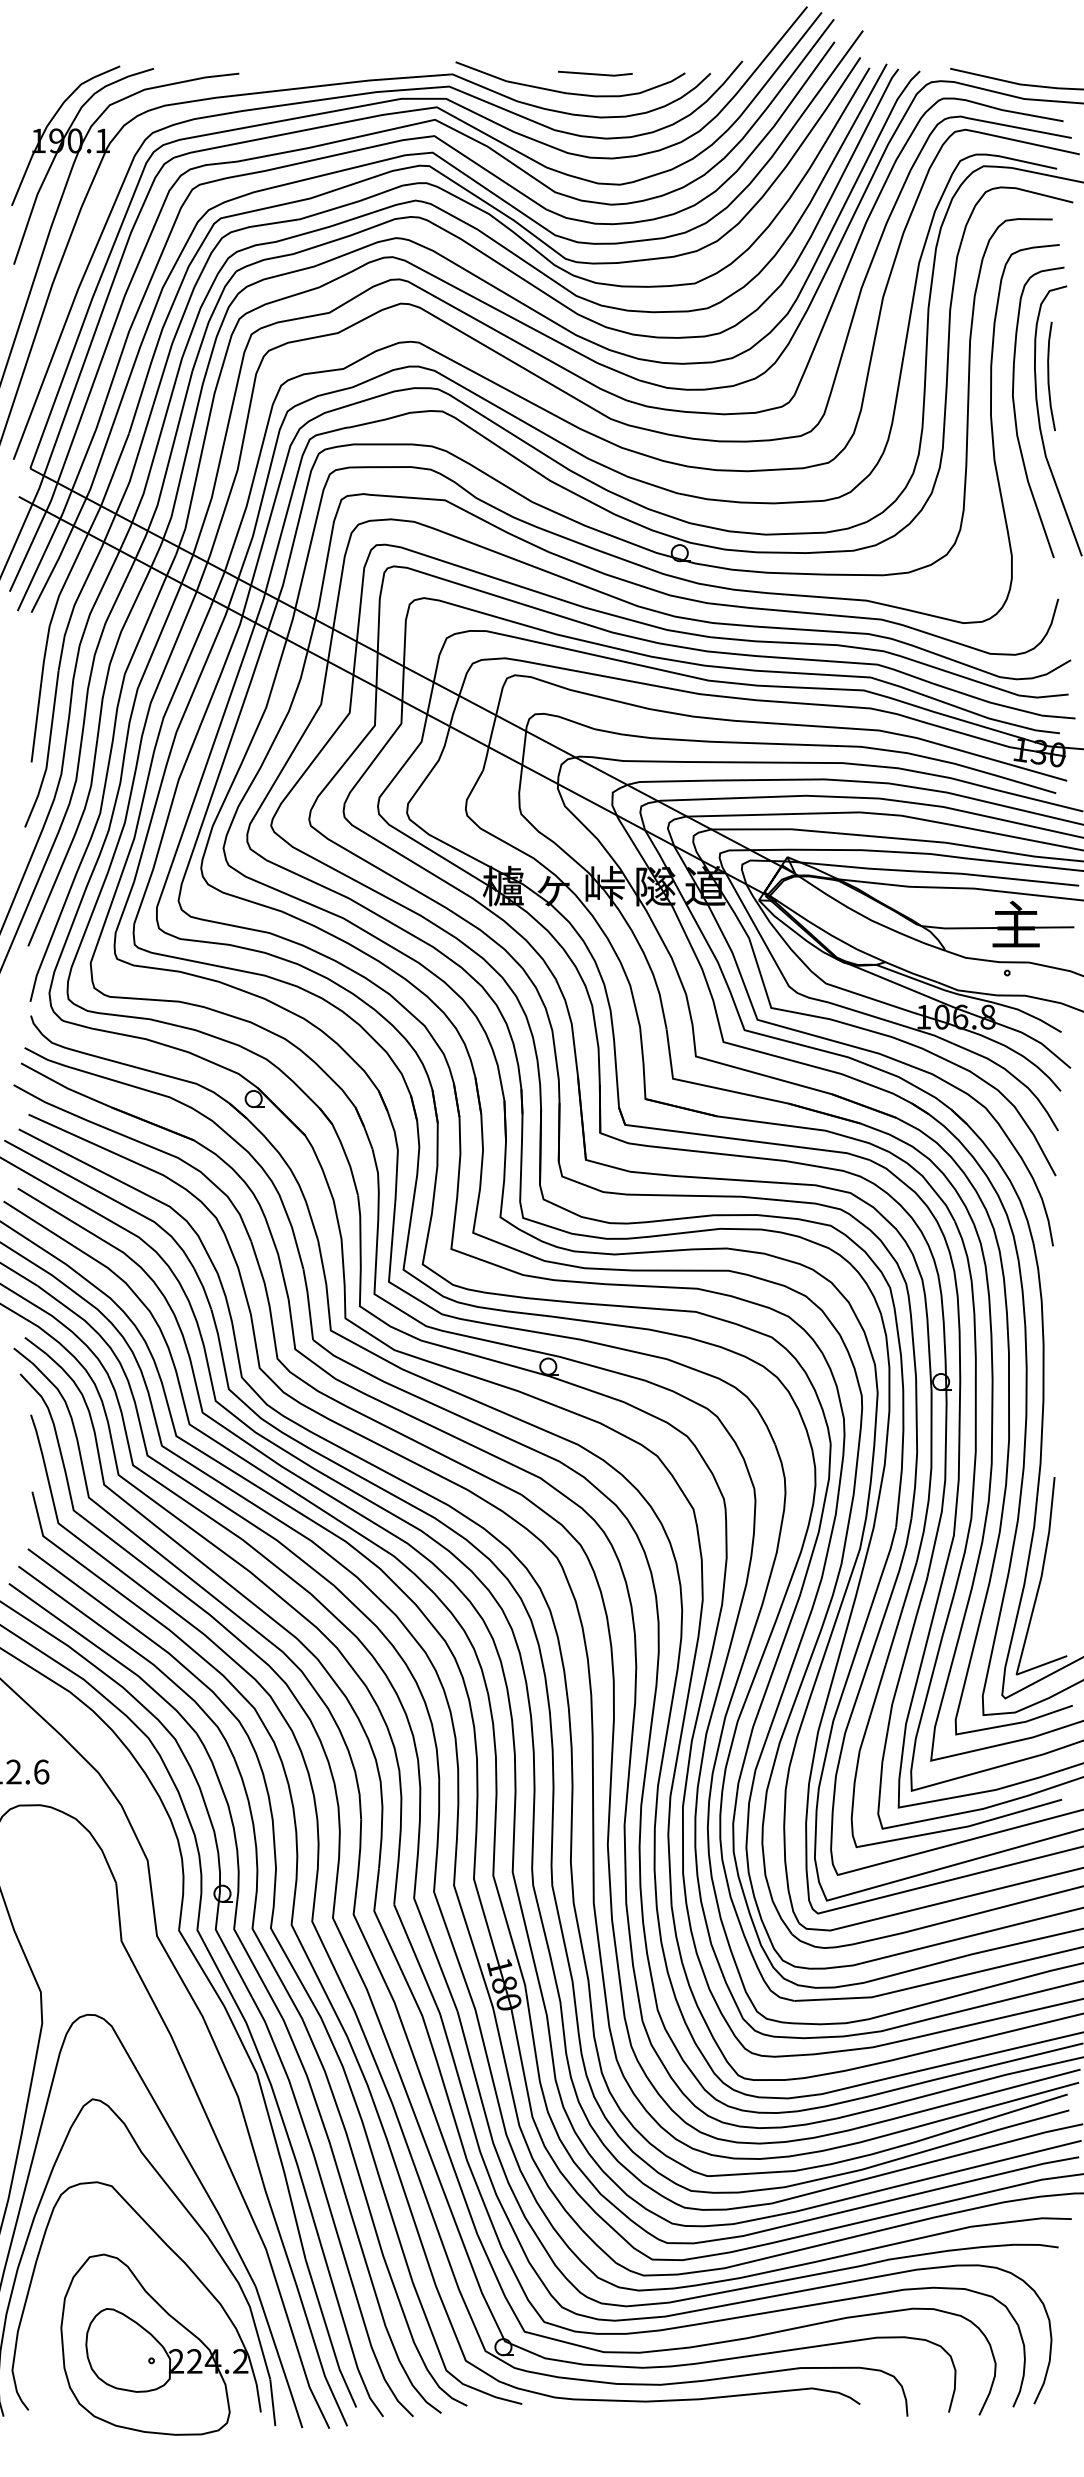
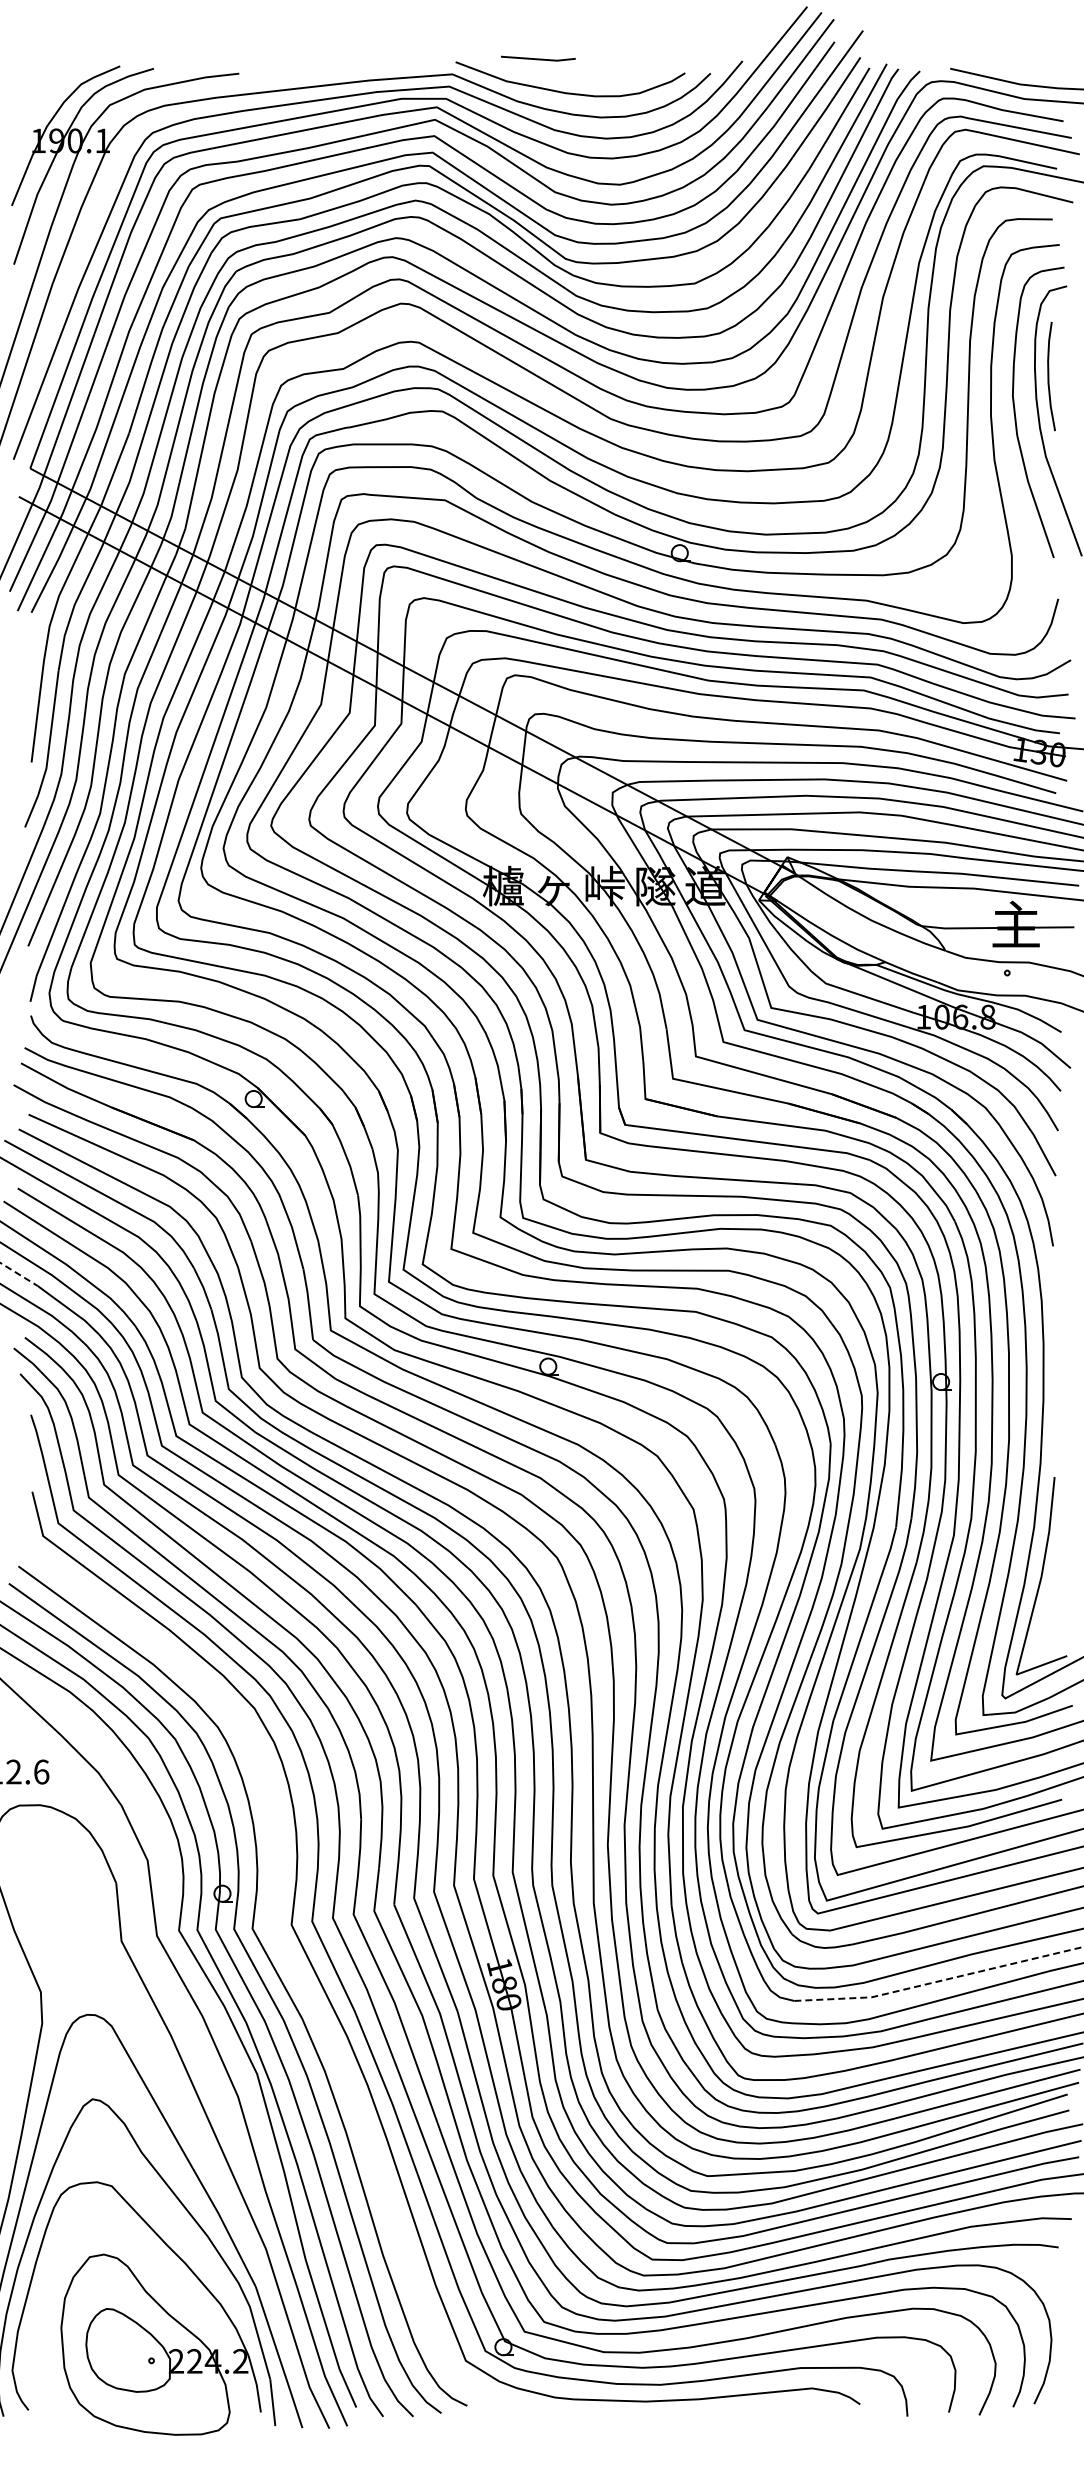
line position: (595, 73) -> (538, 58) (538, 58)
line: solid -> dashed (19, 1274)
curve: present -> none (291, 1967)
line: solid -> dashed (939, 1981)
